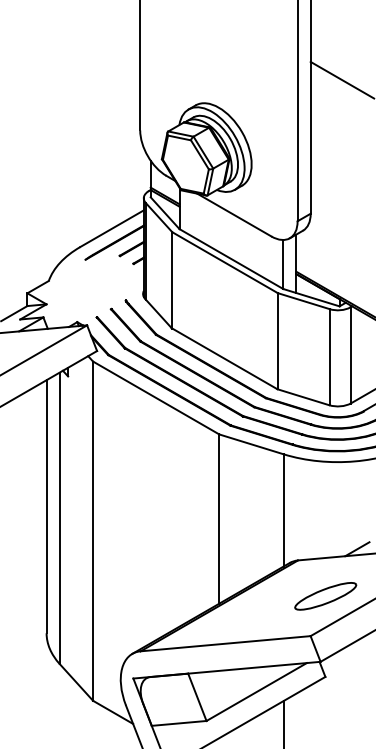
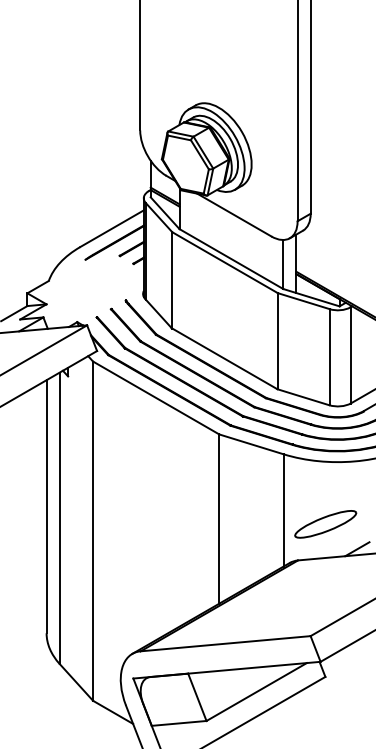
line: present -> none (341, 79)
part position: (325, 596) -> (325, 524) (325, 524)
line: present -> none (283, 722)
